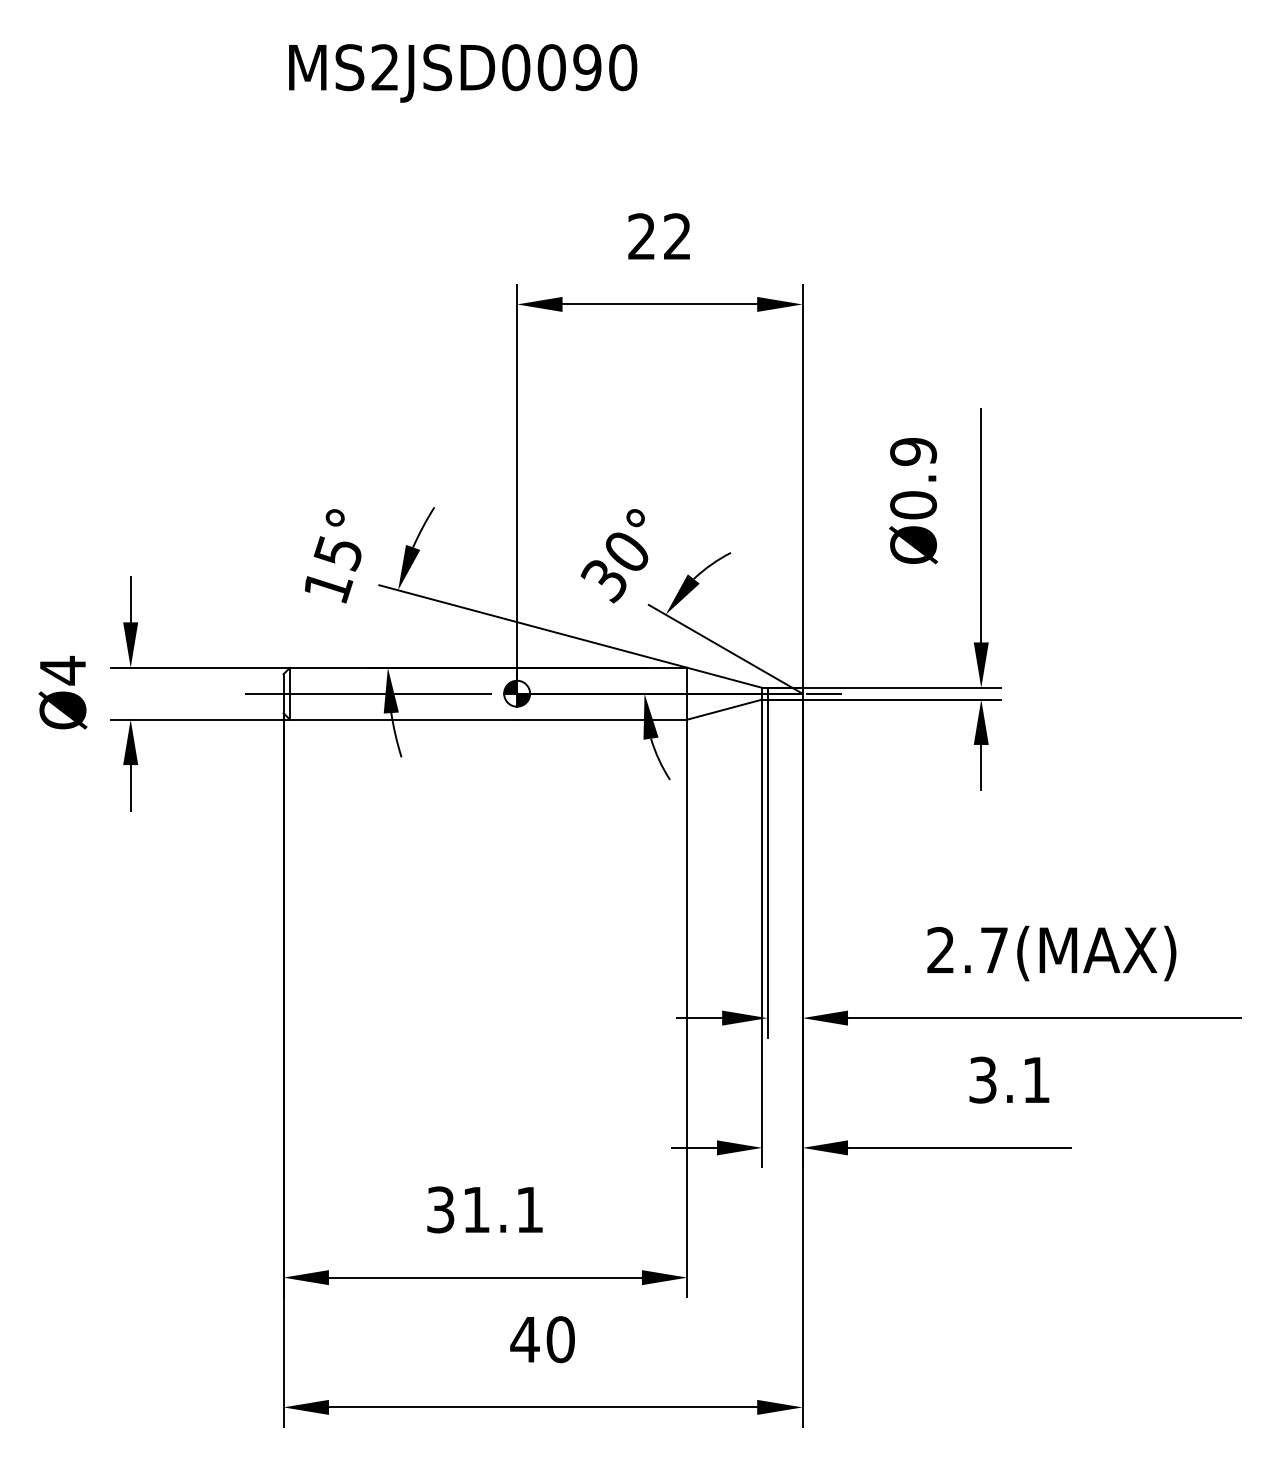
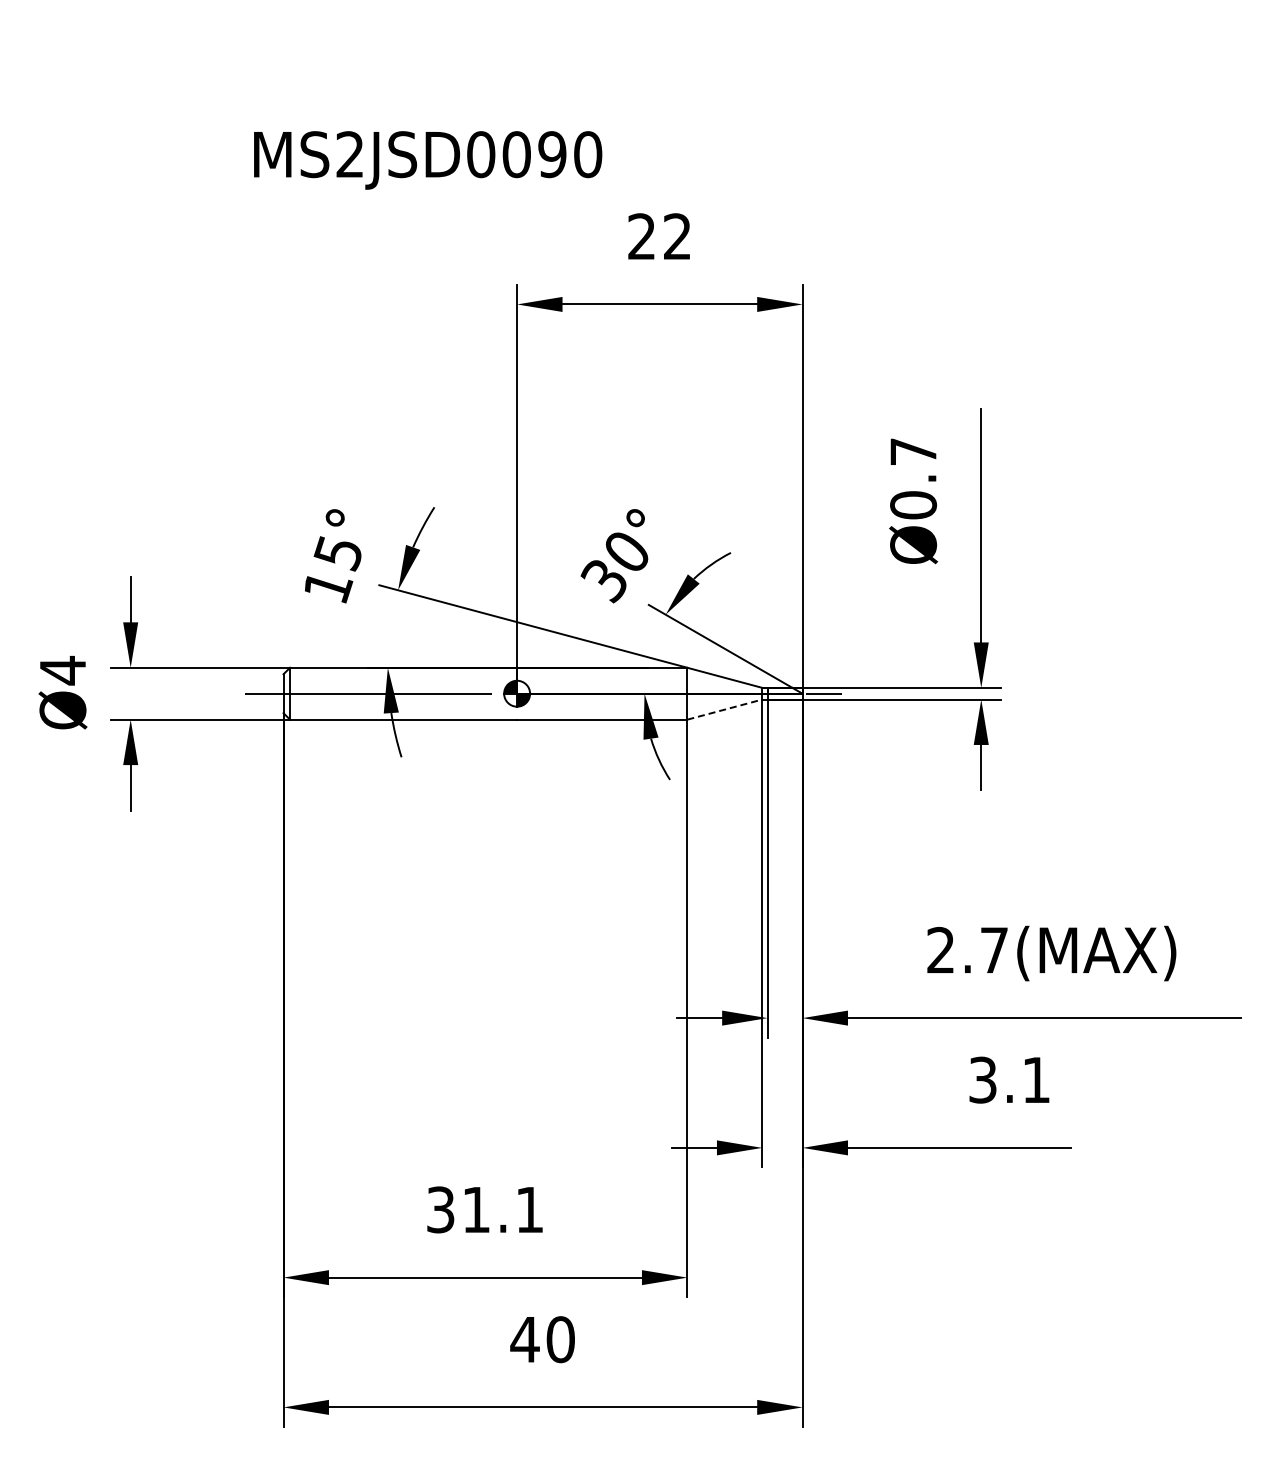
text position: (463, 73) -> (428, 160) (428, 160)
text: Ø0.9 -> Ø0.7 (913, 452)
line: solid -> dashed (724, 709)
